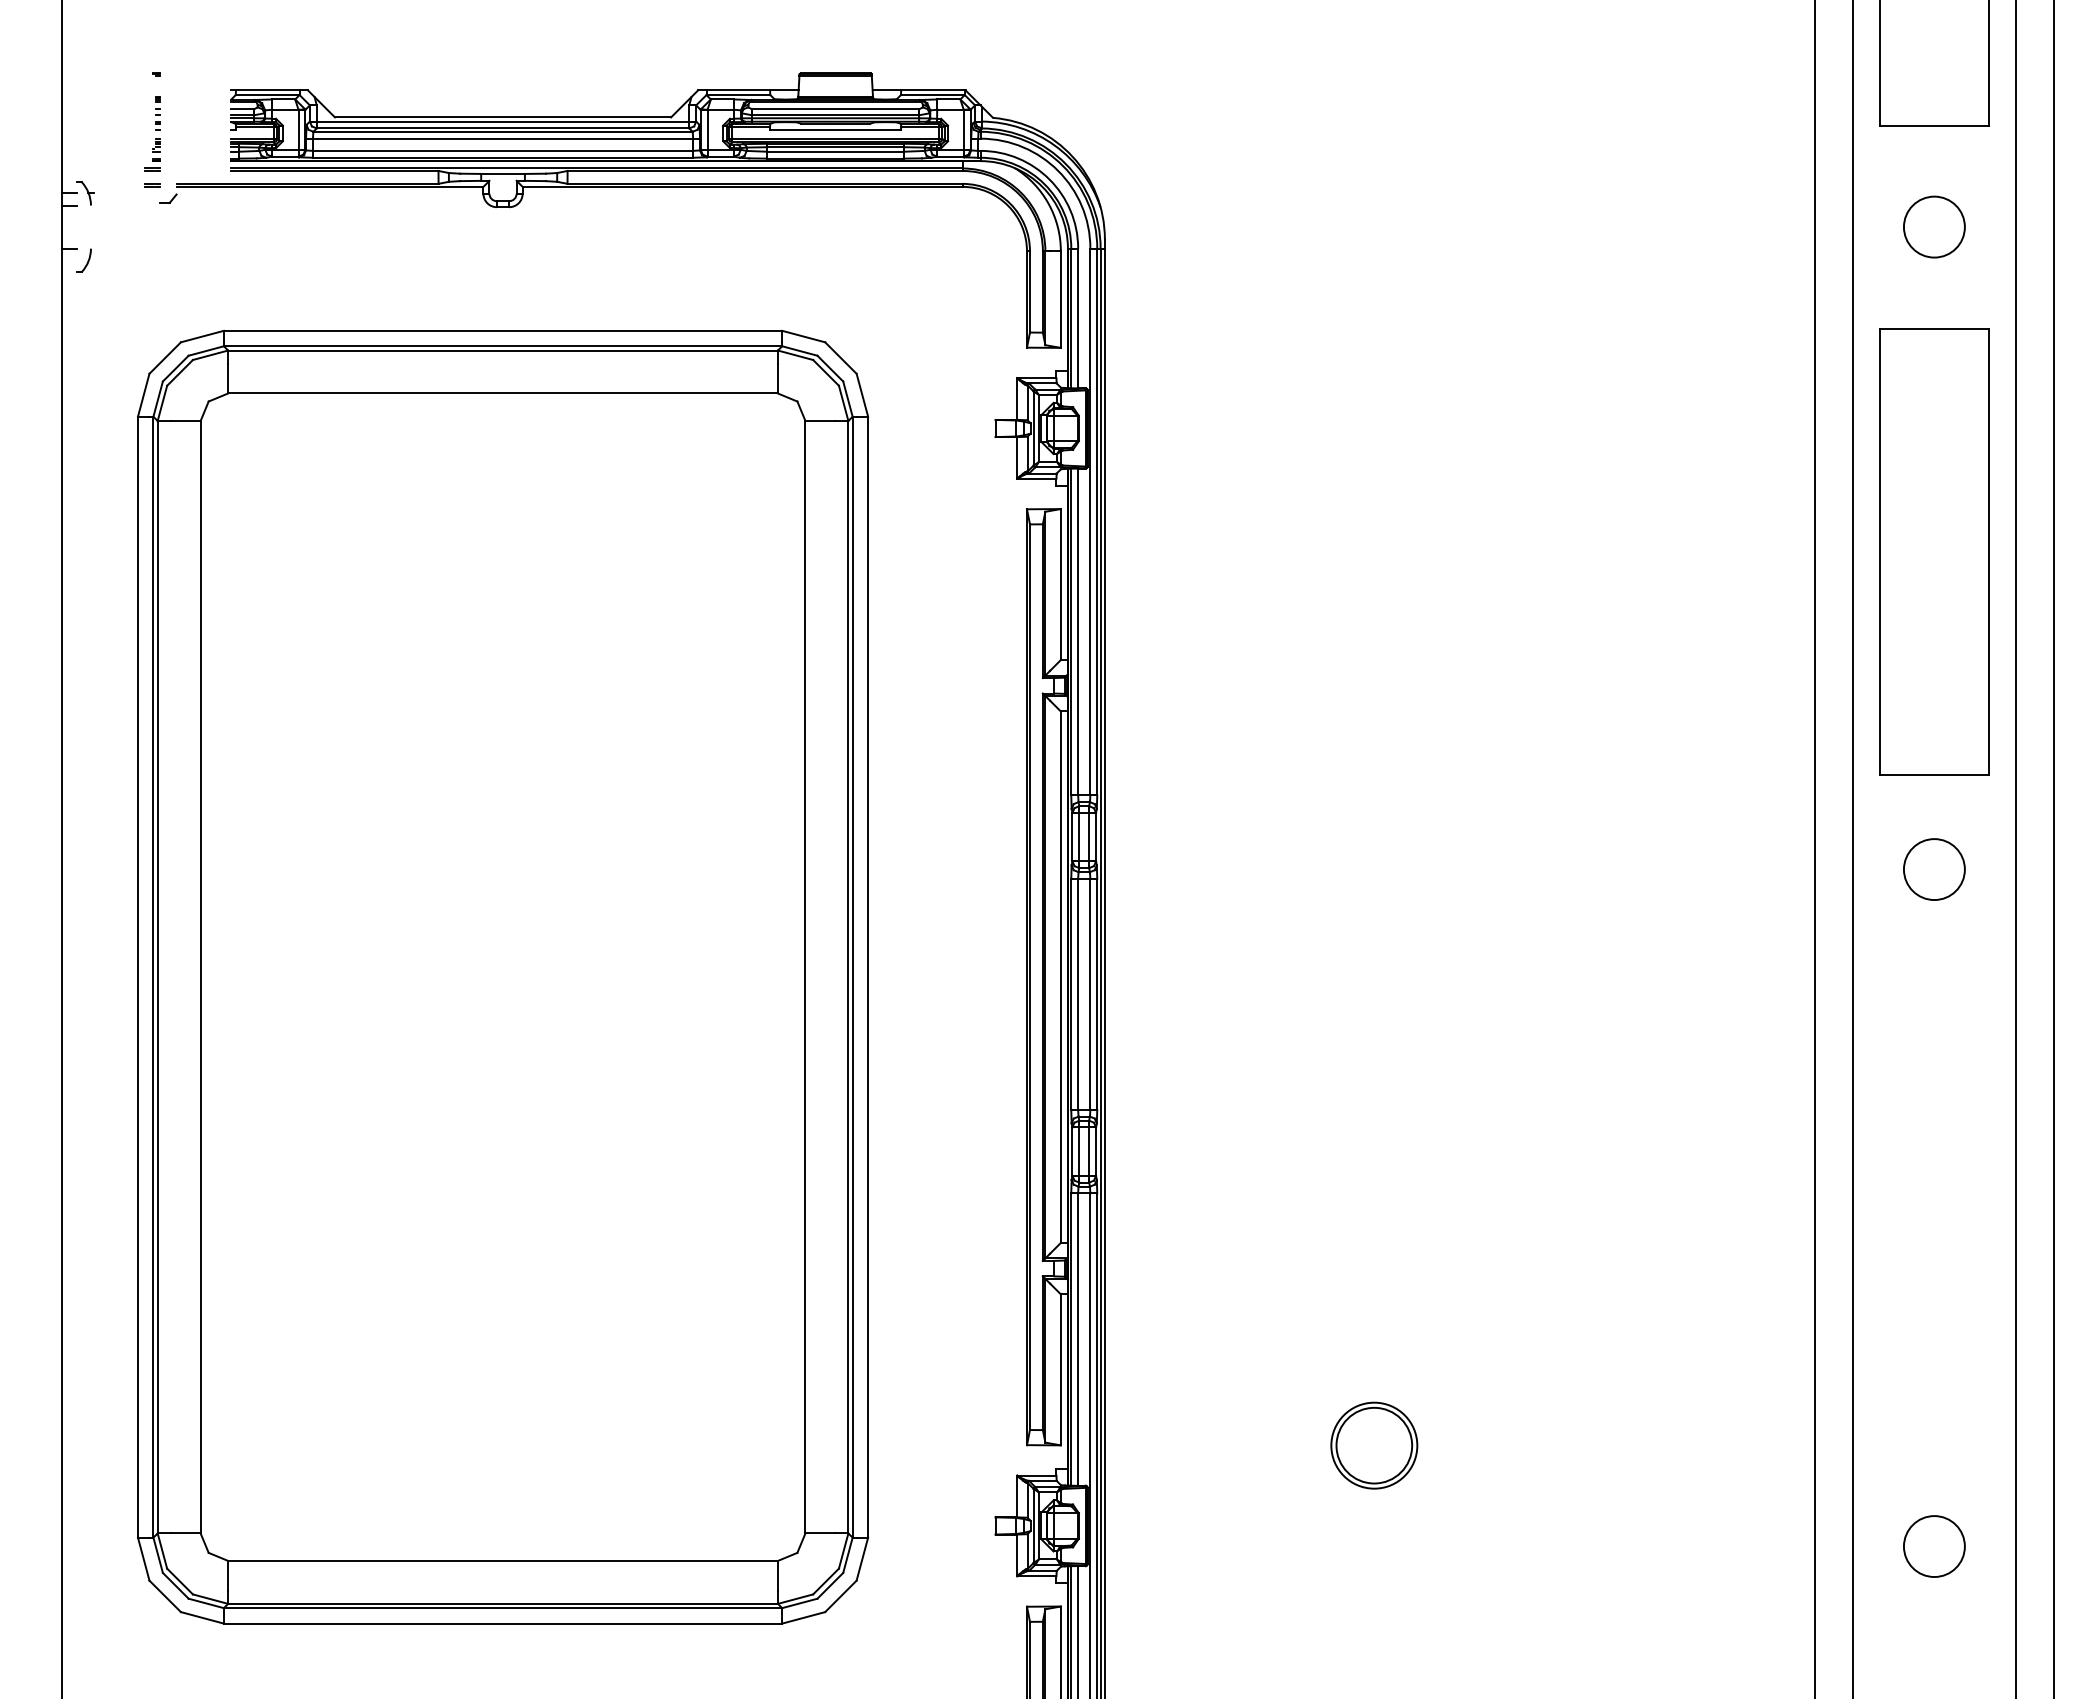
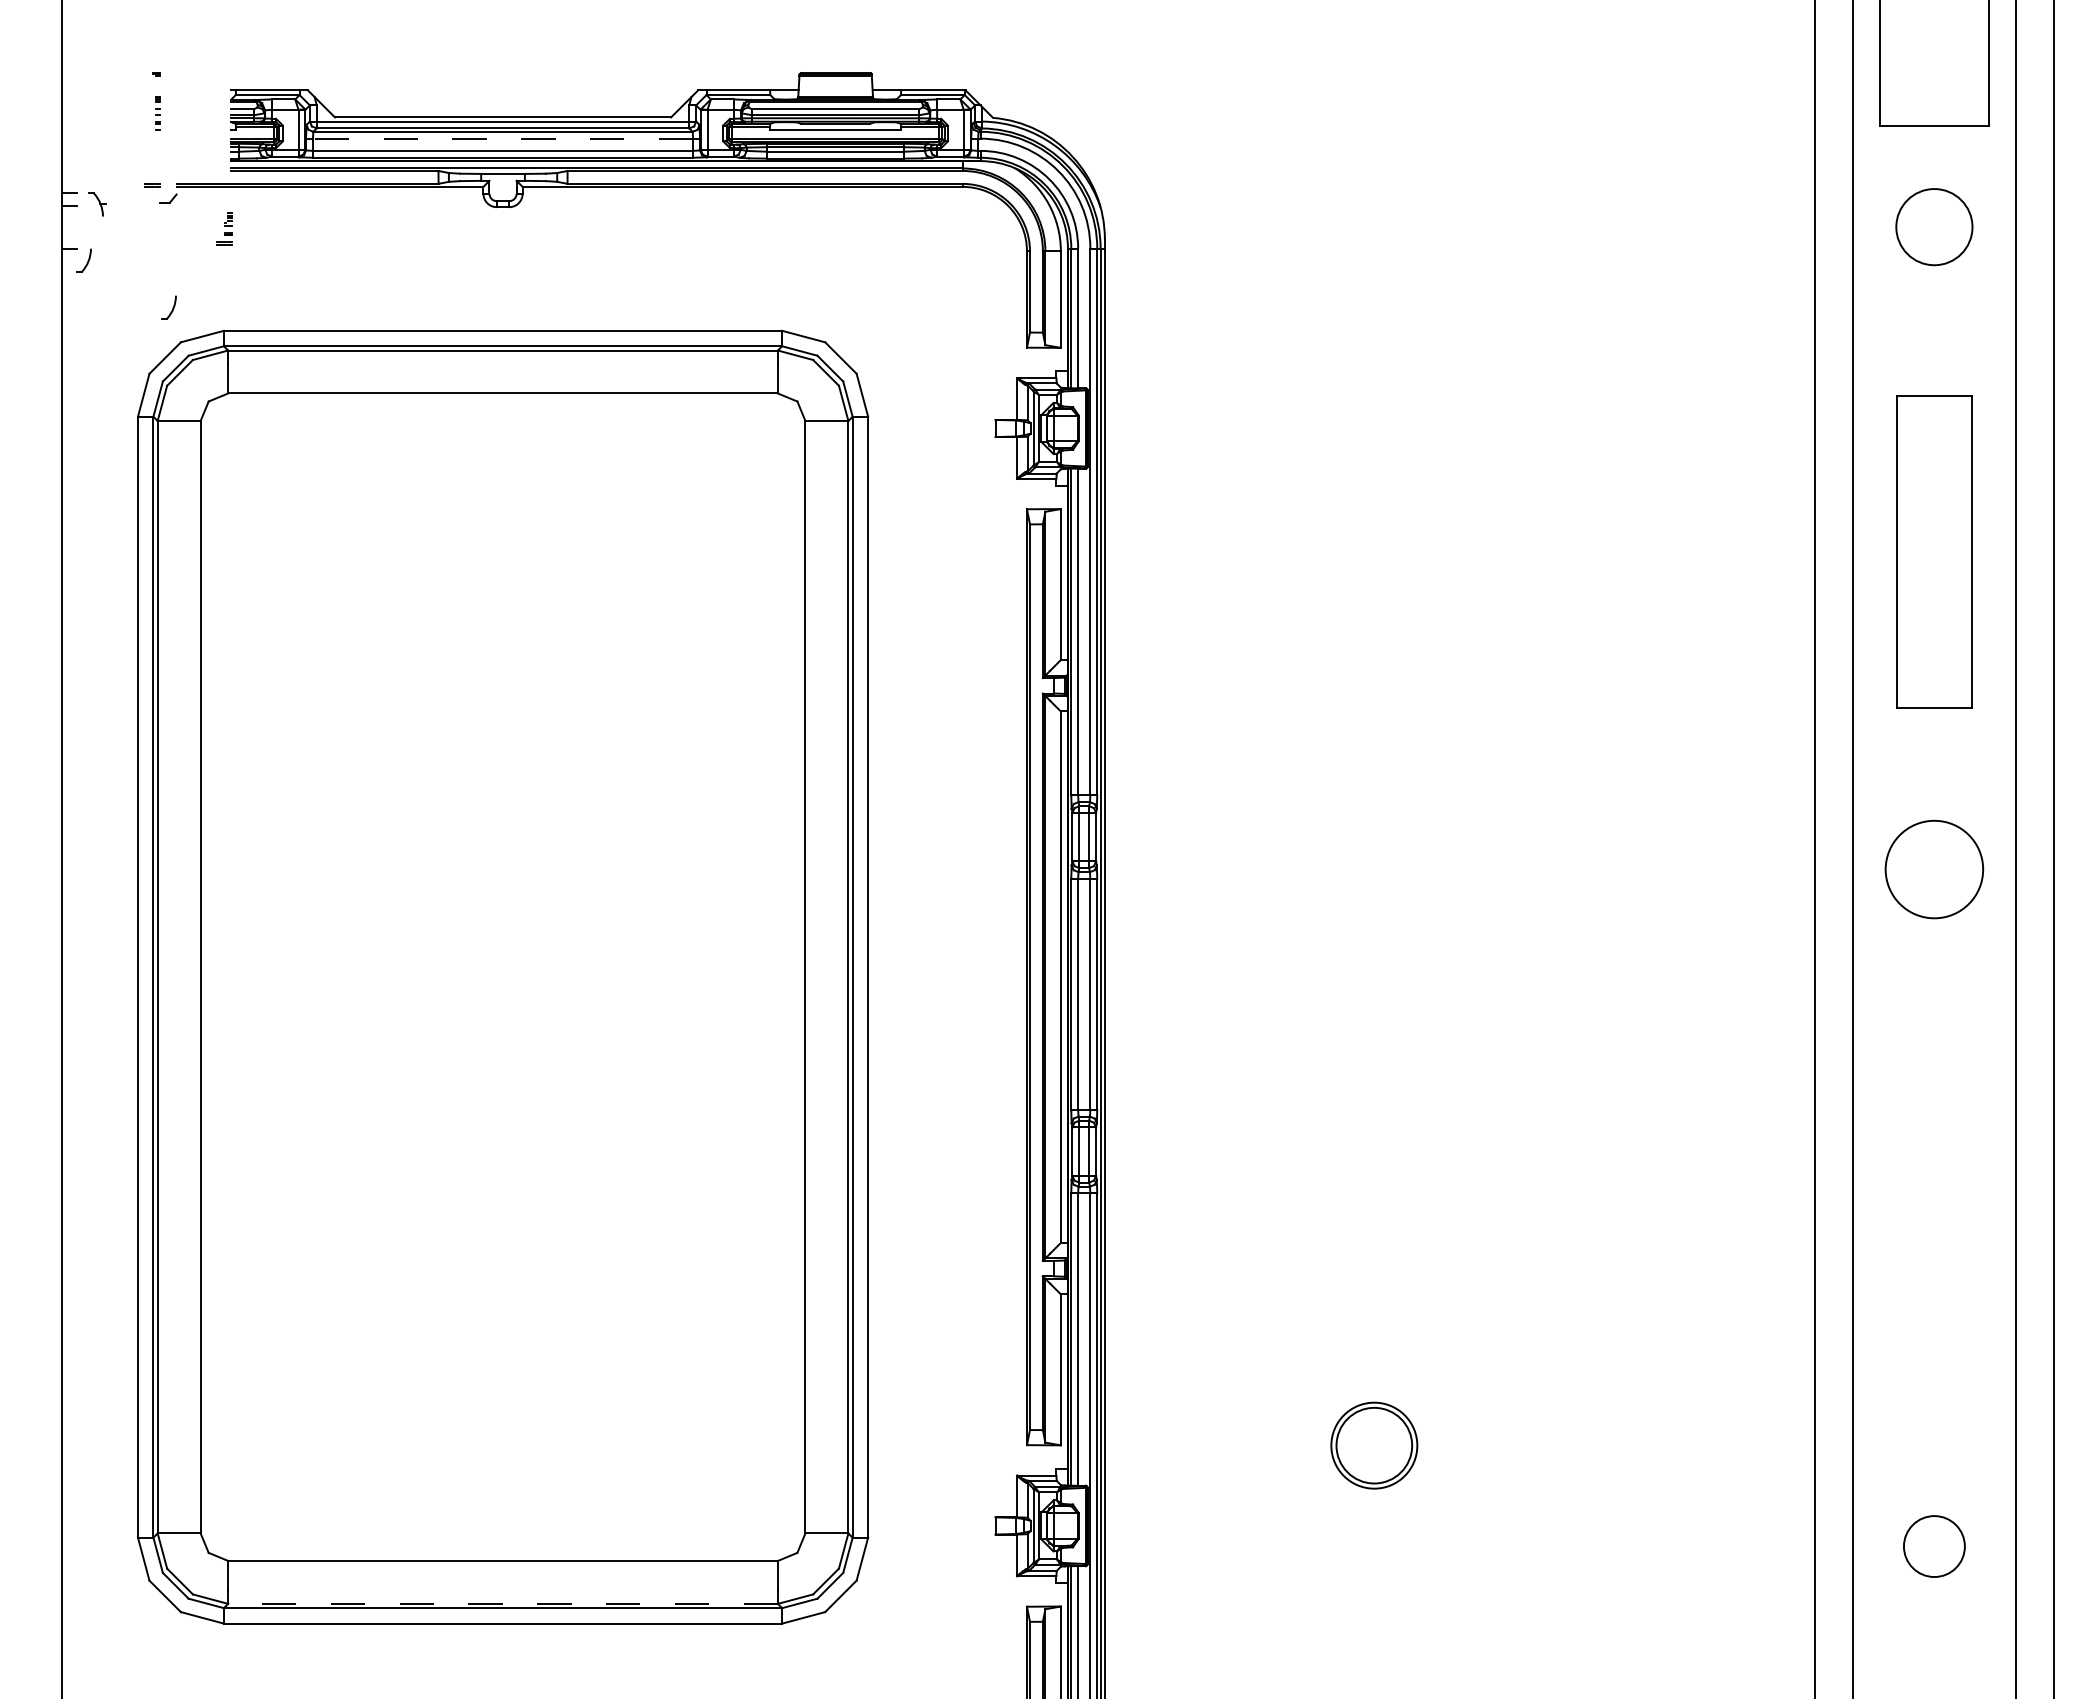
line: solid -> dashed (502, 138)
part position: (152, 154) -> (224, 228) (224, 228)
part position: (85, 193) -> (97, 204) (97, 204)
circle size: 63x64 px -> 79x79 px (1934, 227)
part: none -> present (168, 307)
part size: 111x448 px -> 77x314 px (1934, 551)
circle diameter: 61 px -> 98 px (1934, 869)
line: solid -> dashed (503, 1603)
